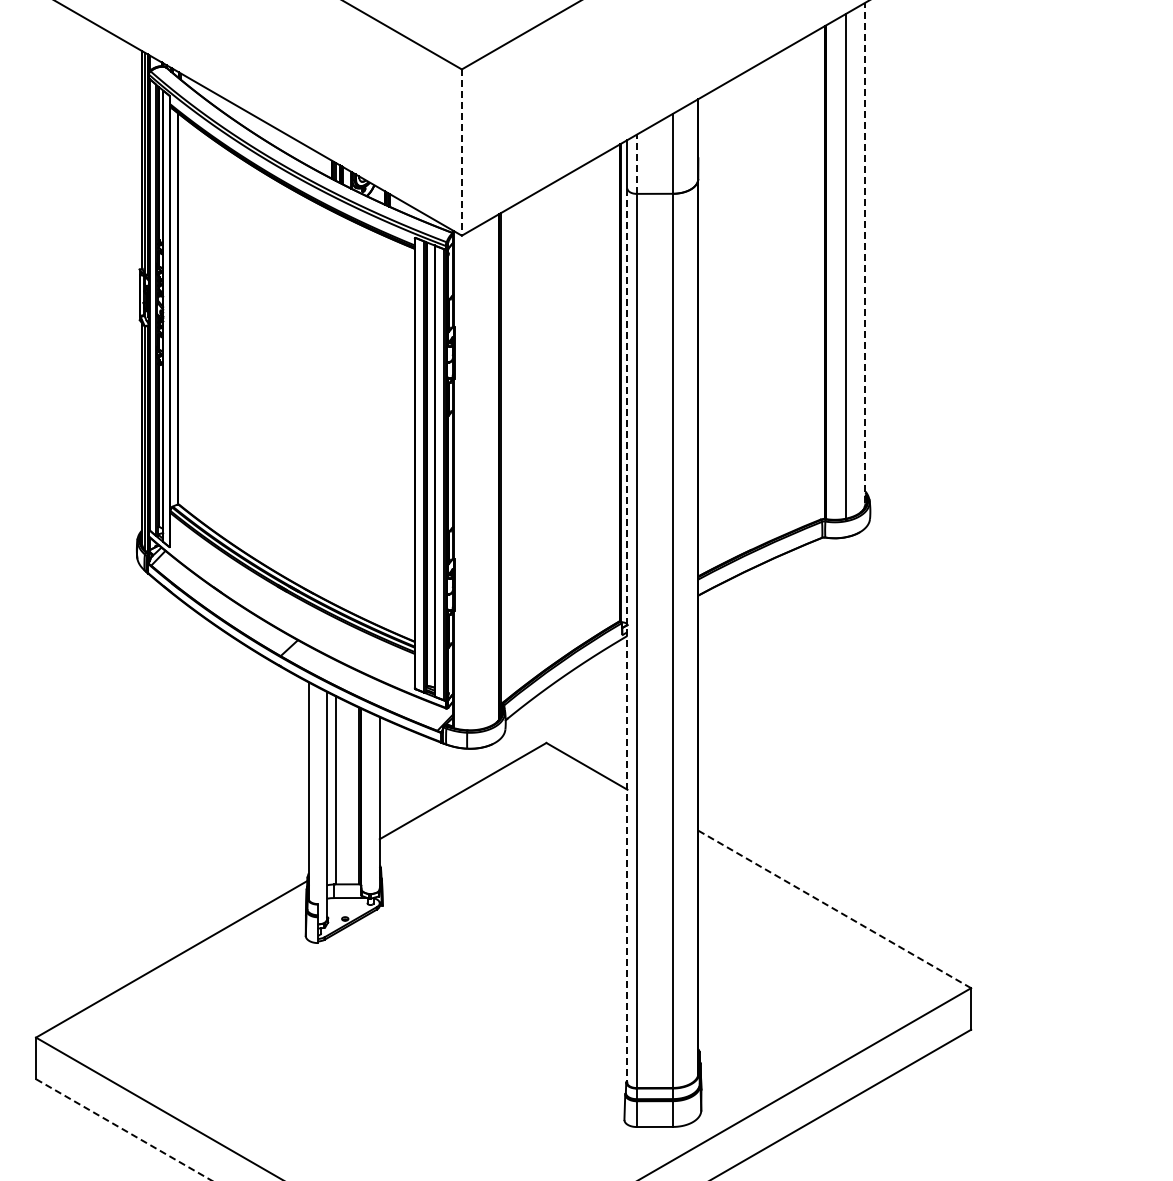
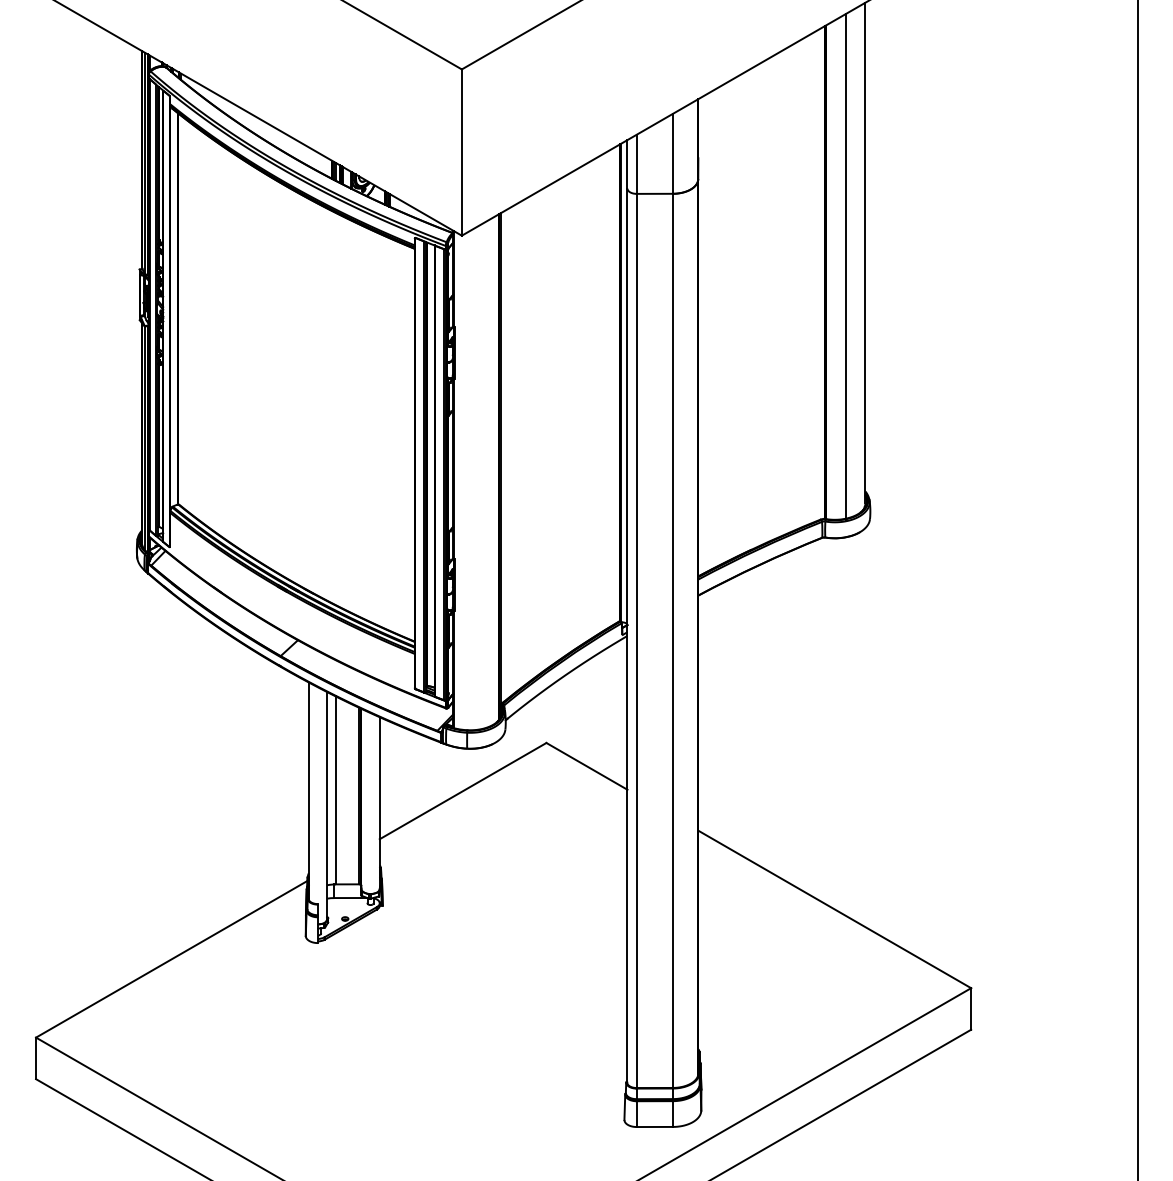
line: dashed -> solid (461, 153)
line: dashed -> solid (636, 164)
line: dashed -> solid (865, 252)
line: none -> present (1138, 589)
line: dashed -> solid (627, 636)
line: dashed -> solid (834, 909)
line: dashed -> solid (124, 1130)
